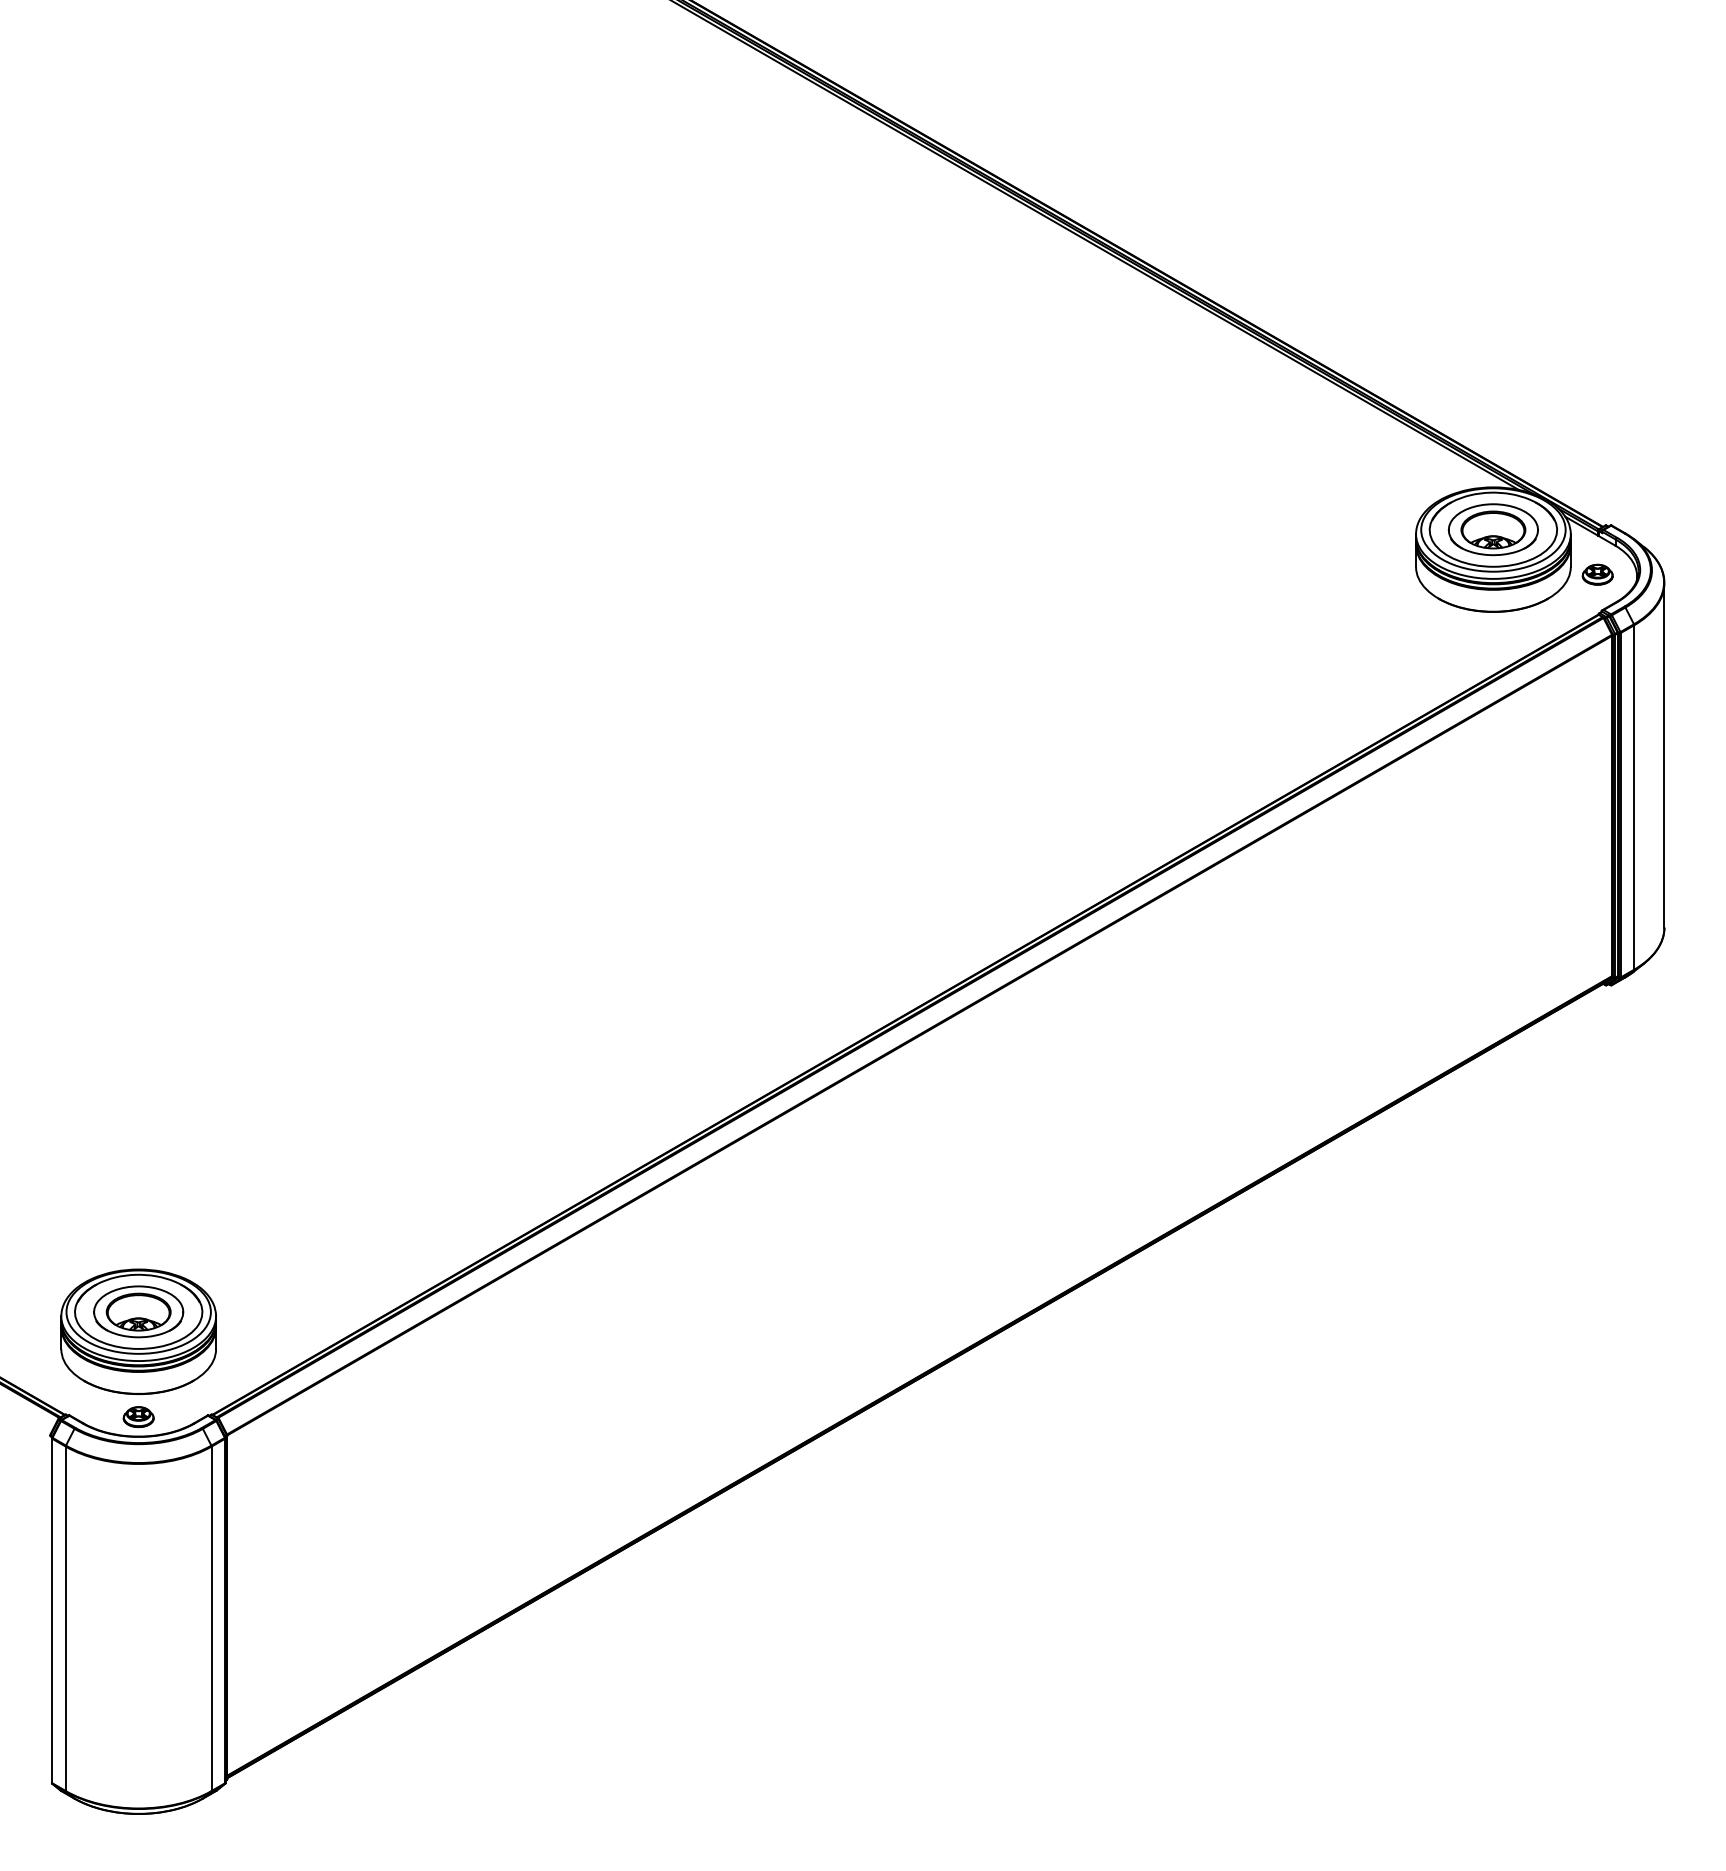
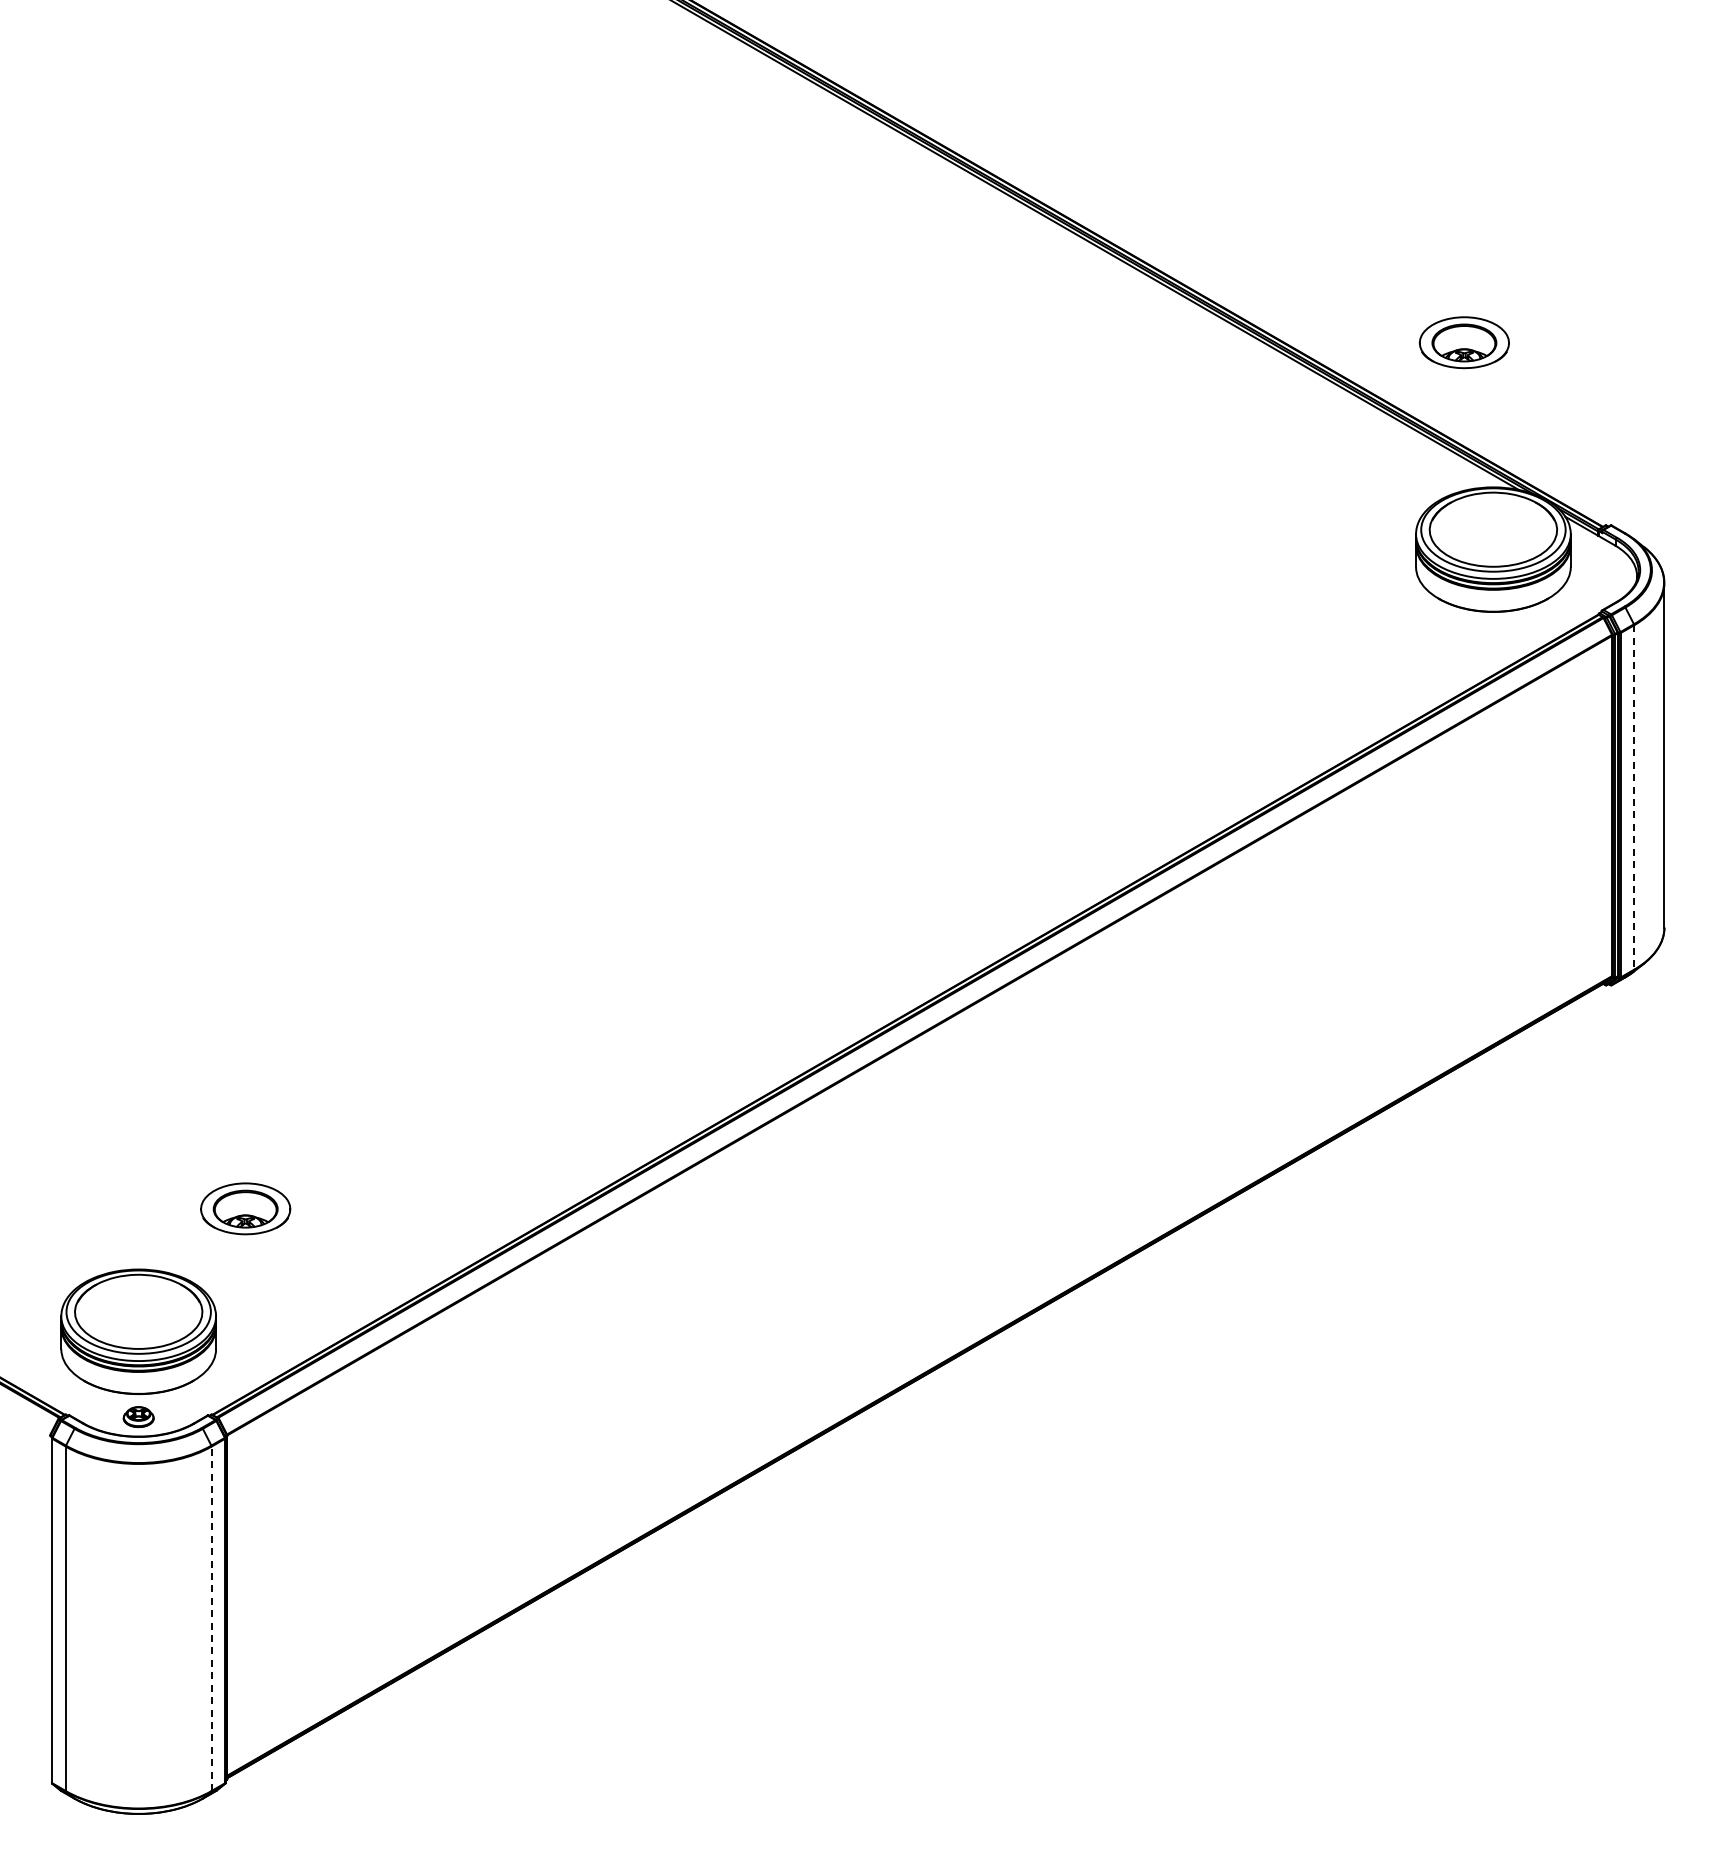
part position: (1492, 529) -> (1463, 342) (1463, 342)
part: present -> none (1597, 574)
line: solid -> dashed (1634, 797)
part position: (138, 1311) -> (245, 1208) (245, 1208)
line: solid -> dashed (211, 1618)
